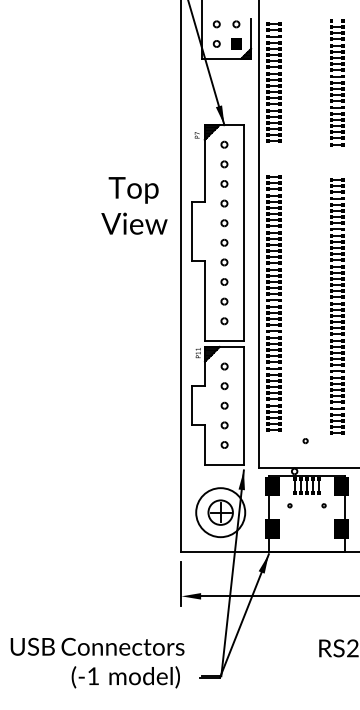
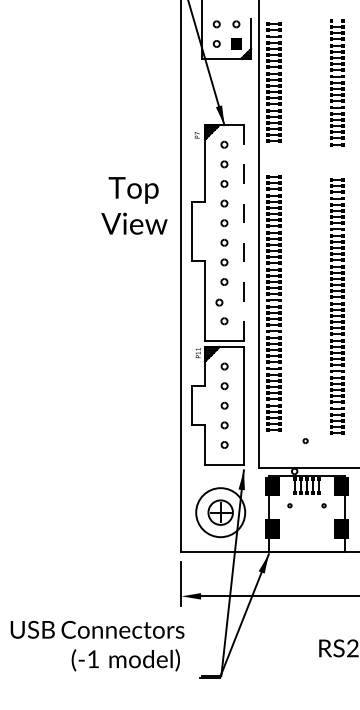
line: solid -> dashed (244, 233)
part position: (224, 301) -> (219, 302) (219, 302)
text position: (97, 662) -> (97, 645) (97, 645)
